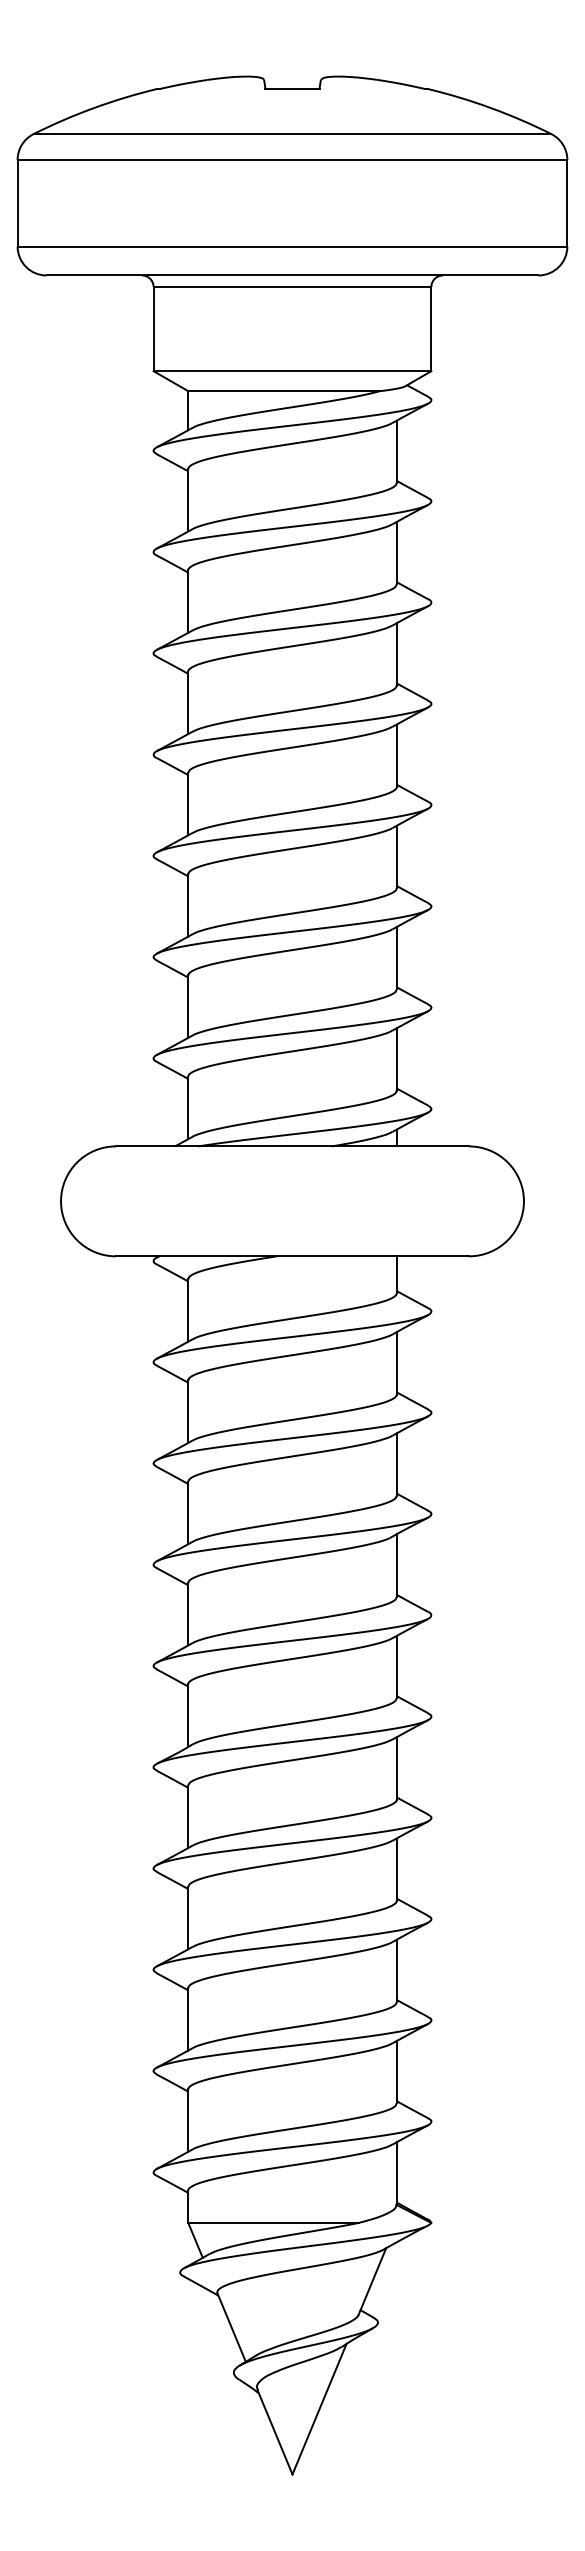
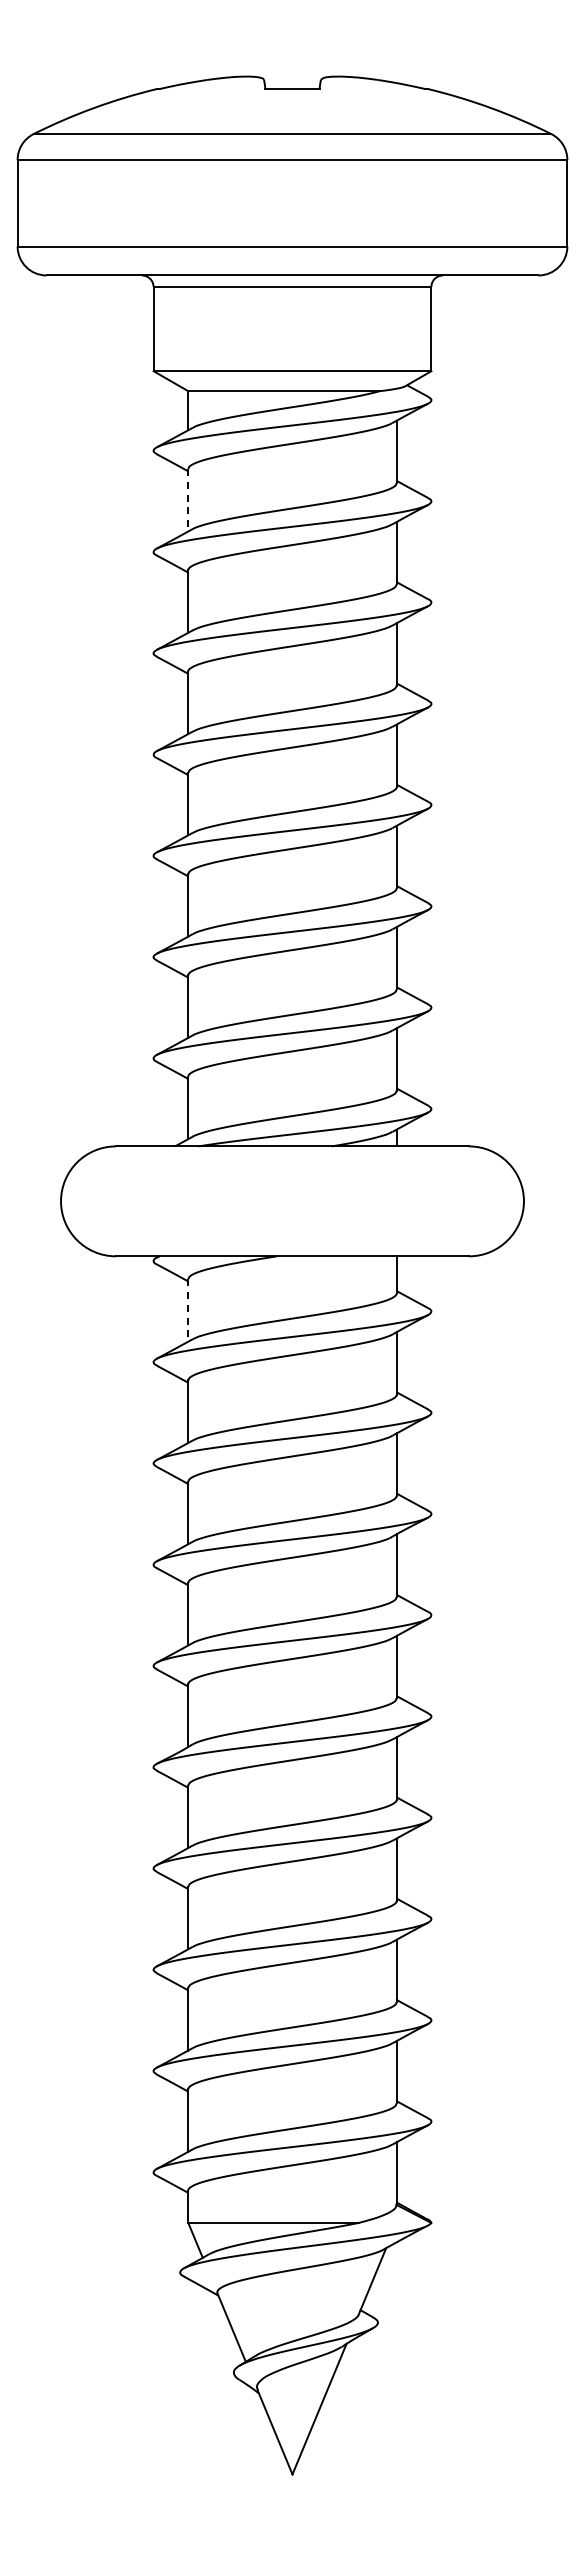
line: solid -> dashed (188, 500)
line: solid -> dashed (188, 1310)
